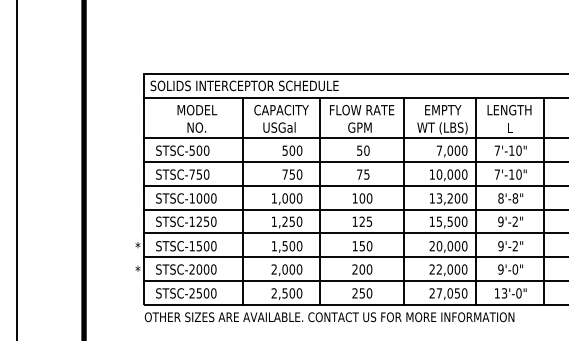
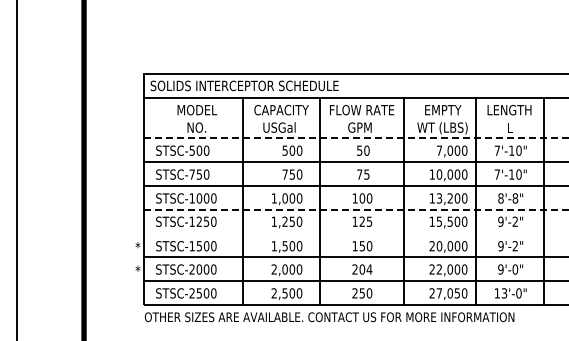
line: solid -> dashed (356, 137)
line: solid -> dashed (356, 209)
line: present -> none (354, 233)
text: 200 -> 204 (369, 269)
